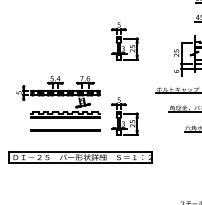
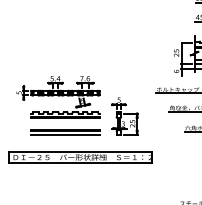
part: present -> none (124, 41)
line: none -> present (65, 134)
